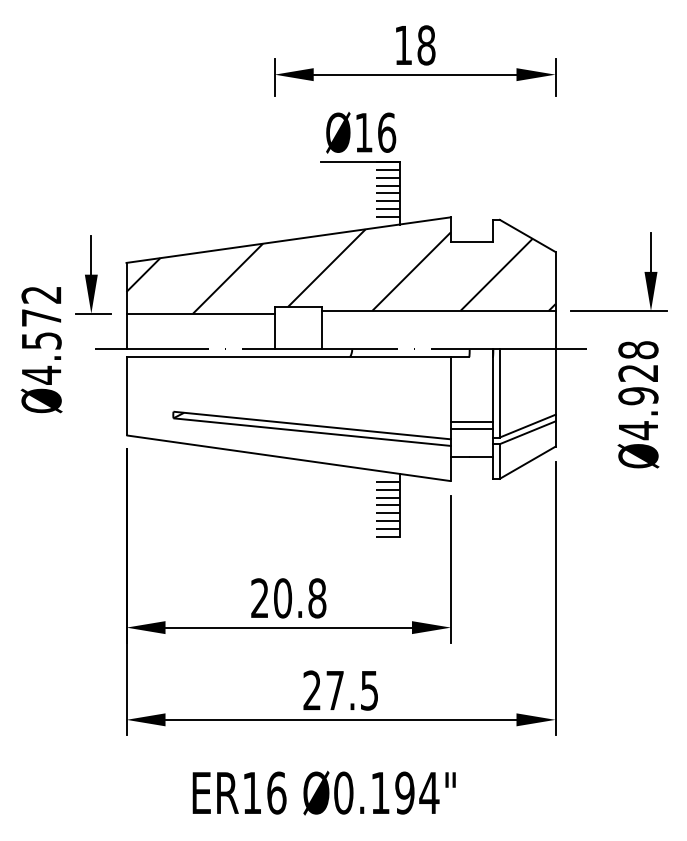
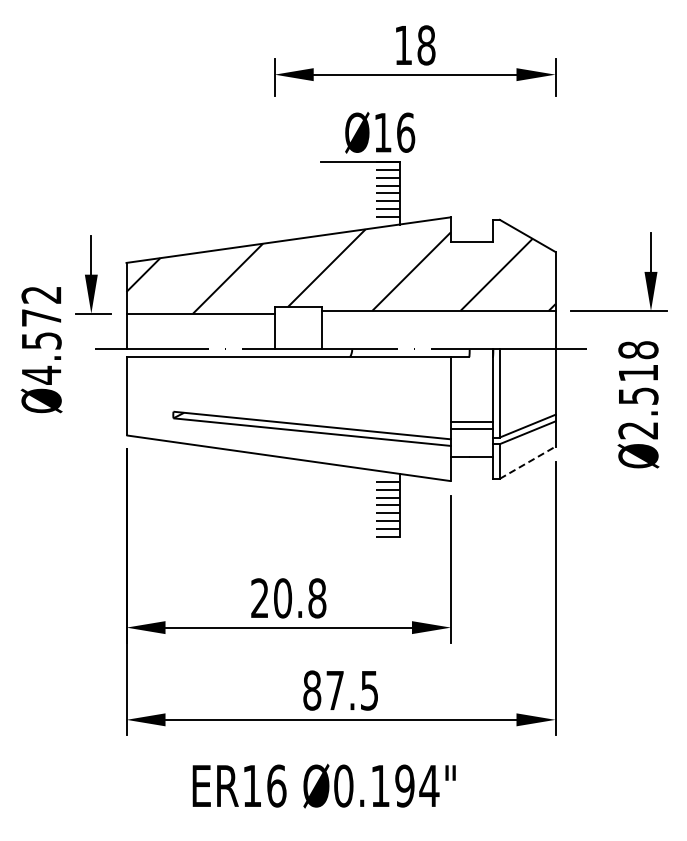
text position: (361, 132) -> (380, 132) (380, 132)
text: 4.928 -> 2.518 (638, 402)
line: solid -> dashed (528, 462)
text: 27.5 -> 87.5 (312, 690)
text position: (323, 792) -> (323, 785) (323, 785)
